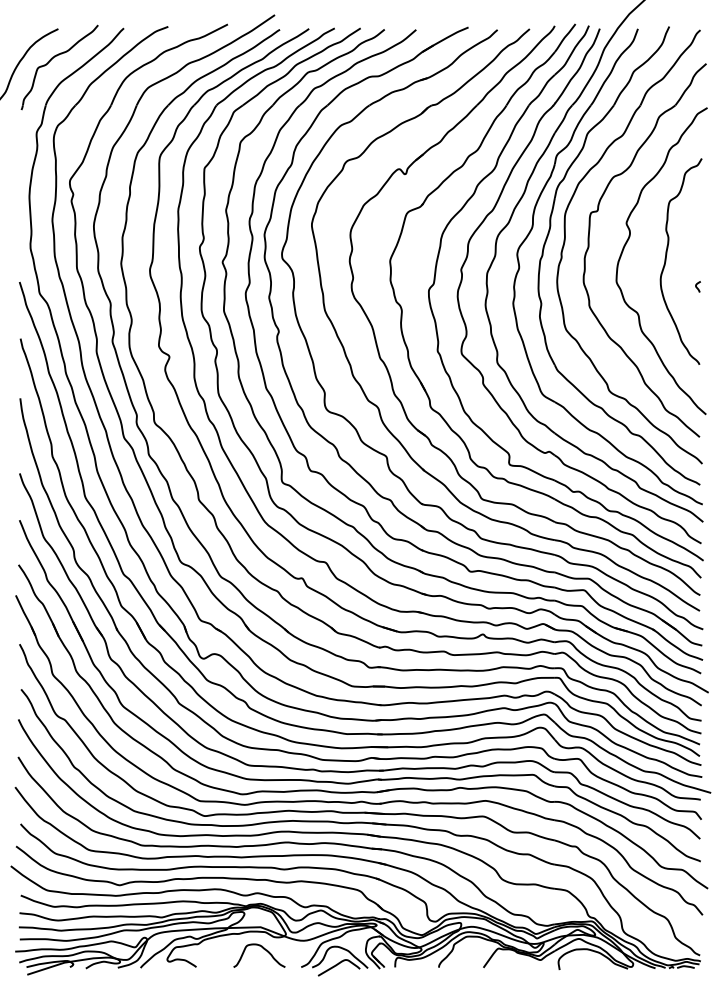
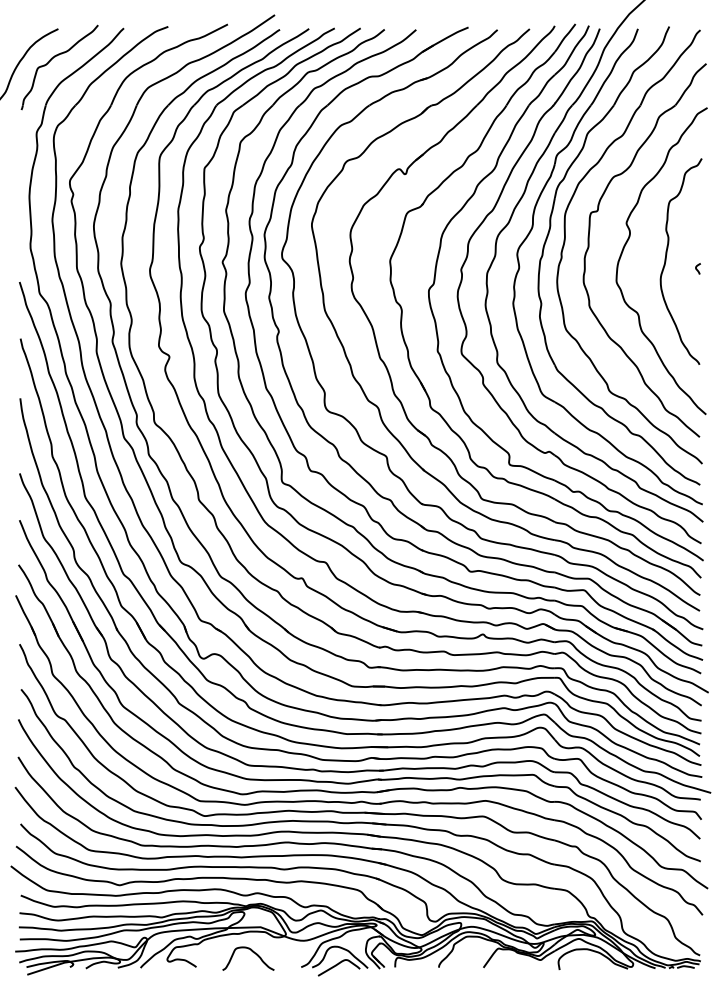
curve position: (697, 286) -> (697, 268) (697, 268)
curve position: (264, 950) -> (253, 953) (253, 953)
